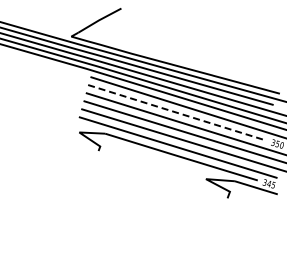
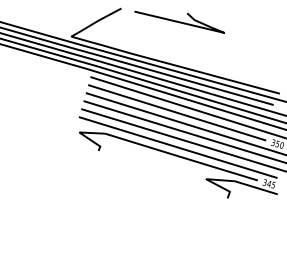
curve: none -> present (179, 21)
line: dashed -> solid (178, 113)
